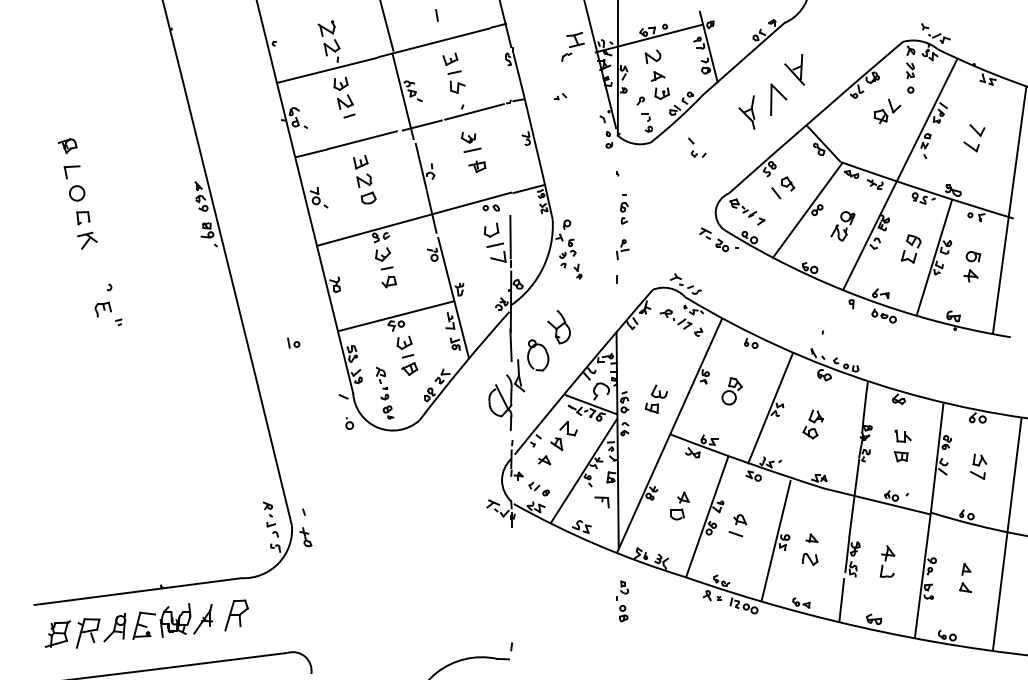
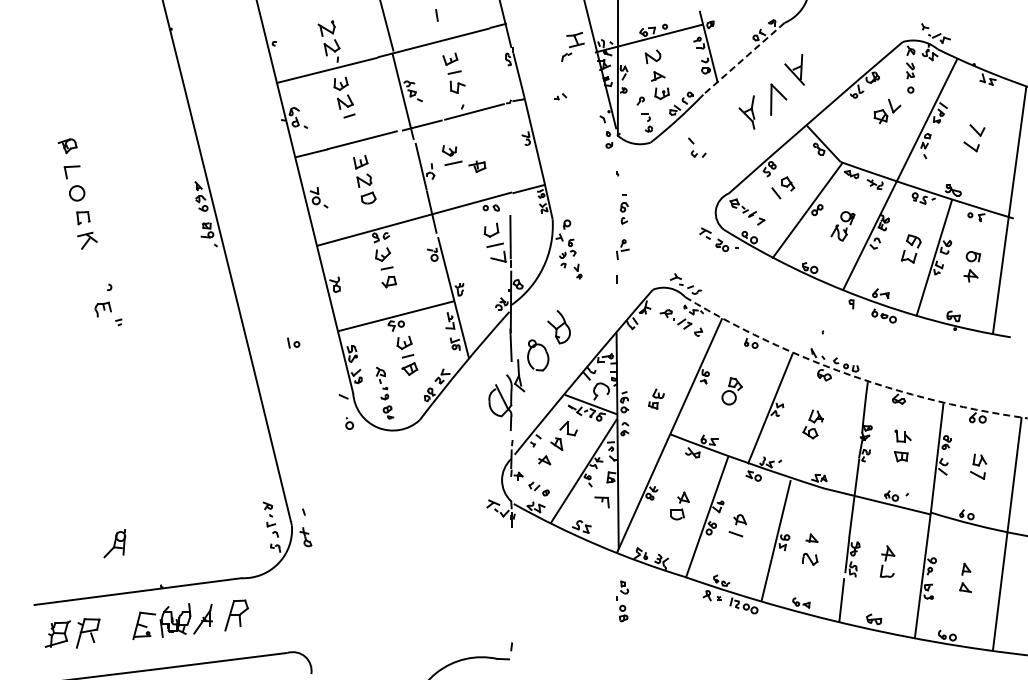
line: solid -> dashed (743, 59)
part position: (471, 142) -> (452, 155) (452, 155)
arc: solid -> dashed (850, 375)
part size: 25x30 px -> 17x22 px (656, 398)
part position: (114, 627) -> (114, 543) (114, 543)
